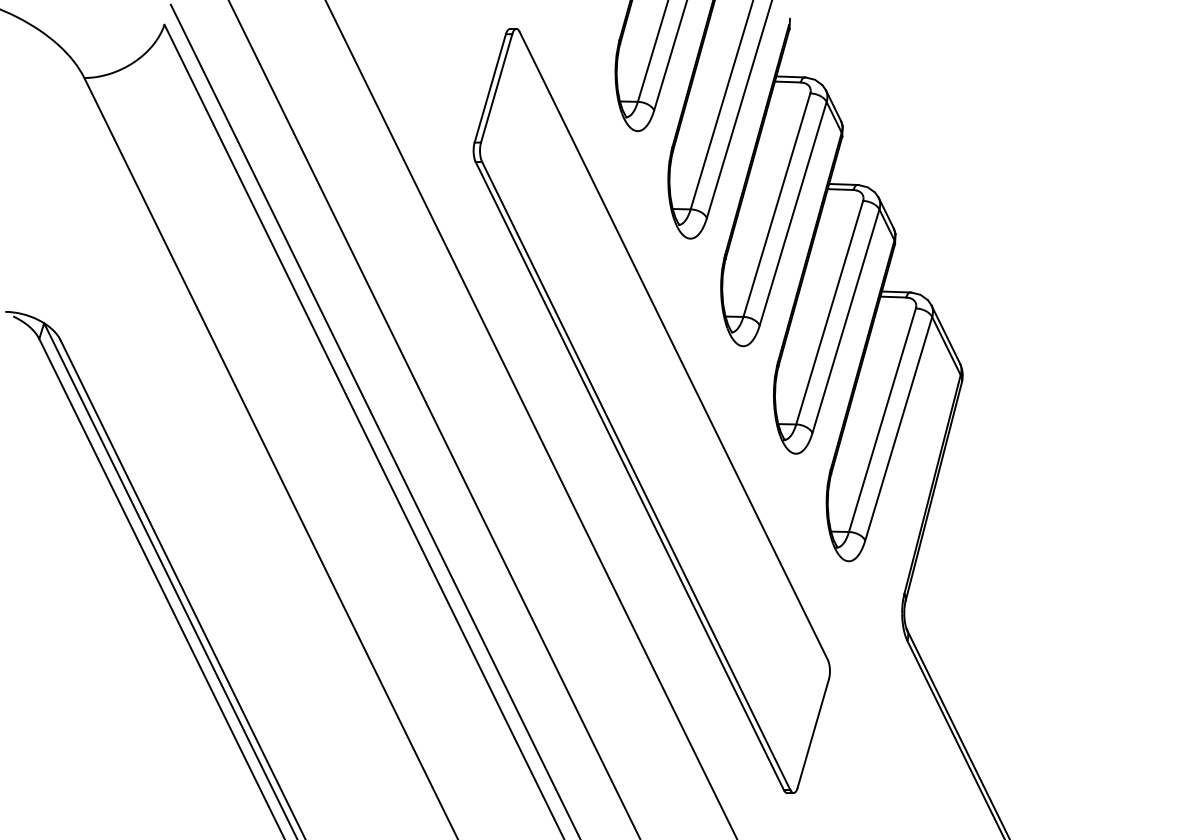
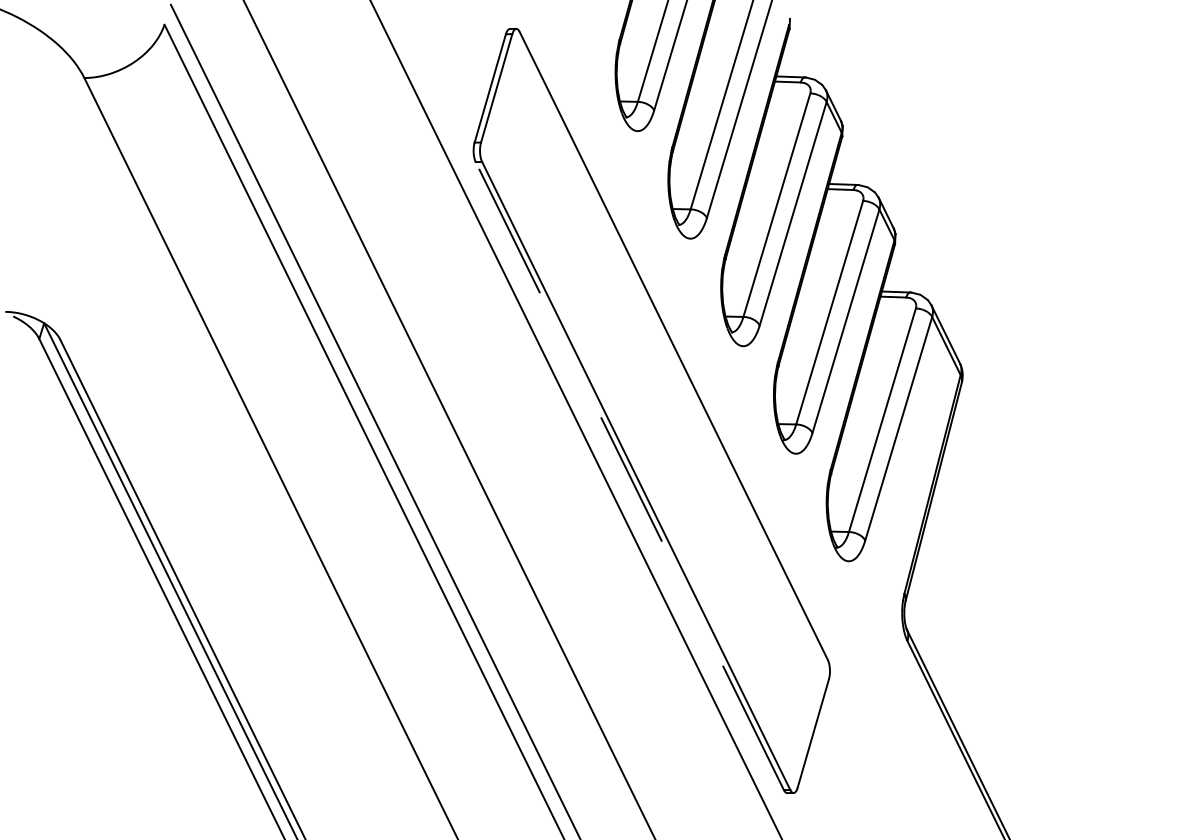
line position: (433, 419) -> (448, 419) (448, 419)
line position: (530, 419) -> (575, 419) (575, 419)
line: solid -> dashed (629, 476)
